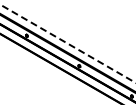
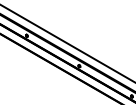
line: dashed -> solid (68, 43)
